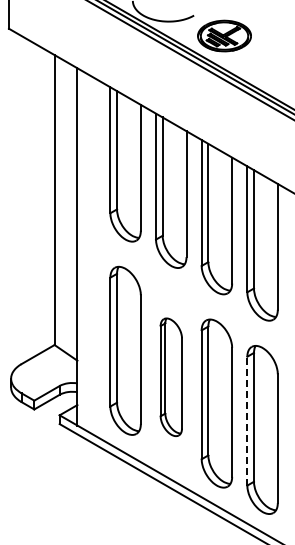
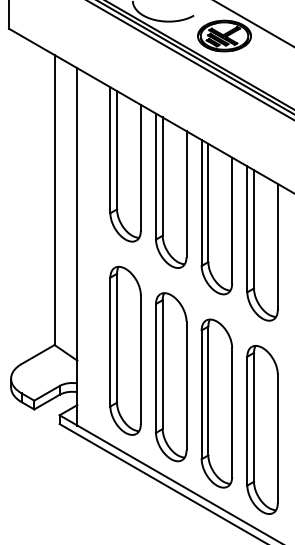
line: none -> present (253, 23)
part size: 24x120 px -> 33x171 px (171, 377)
line: dashed -> solid (247, 420)
